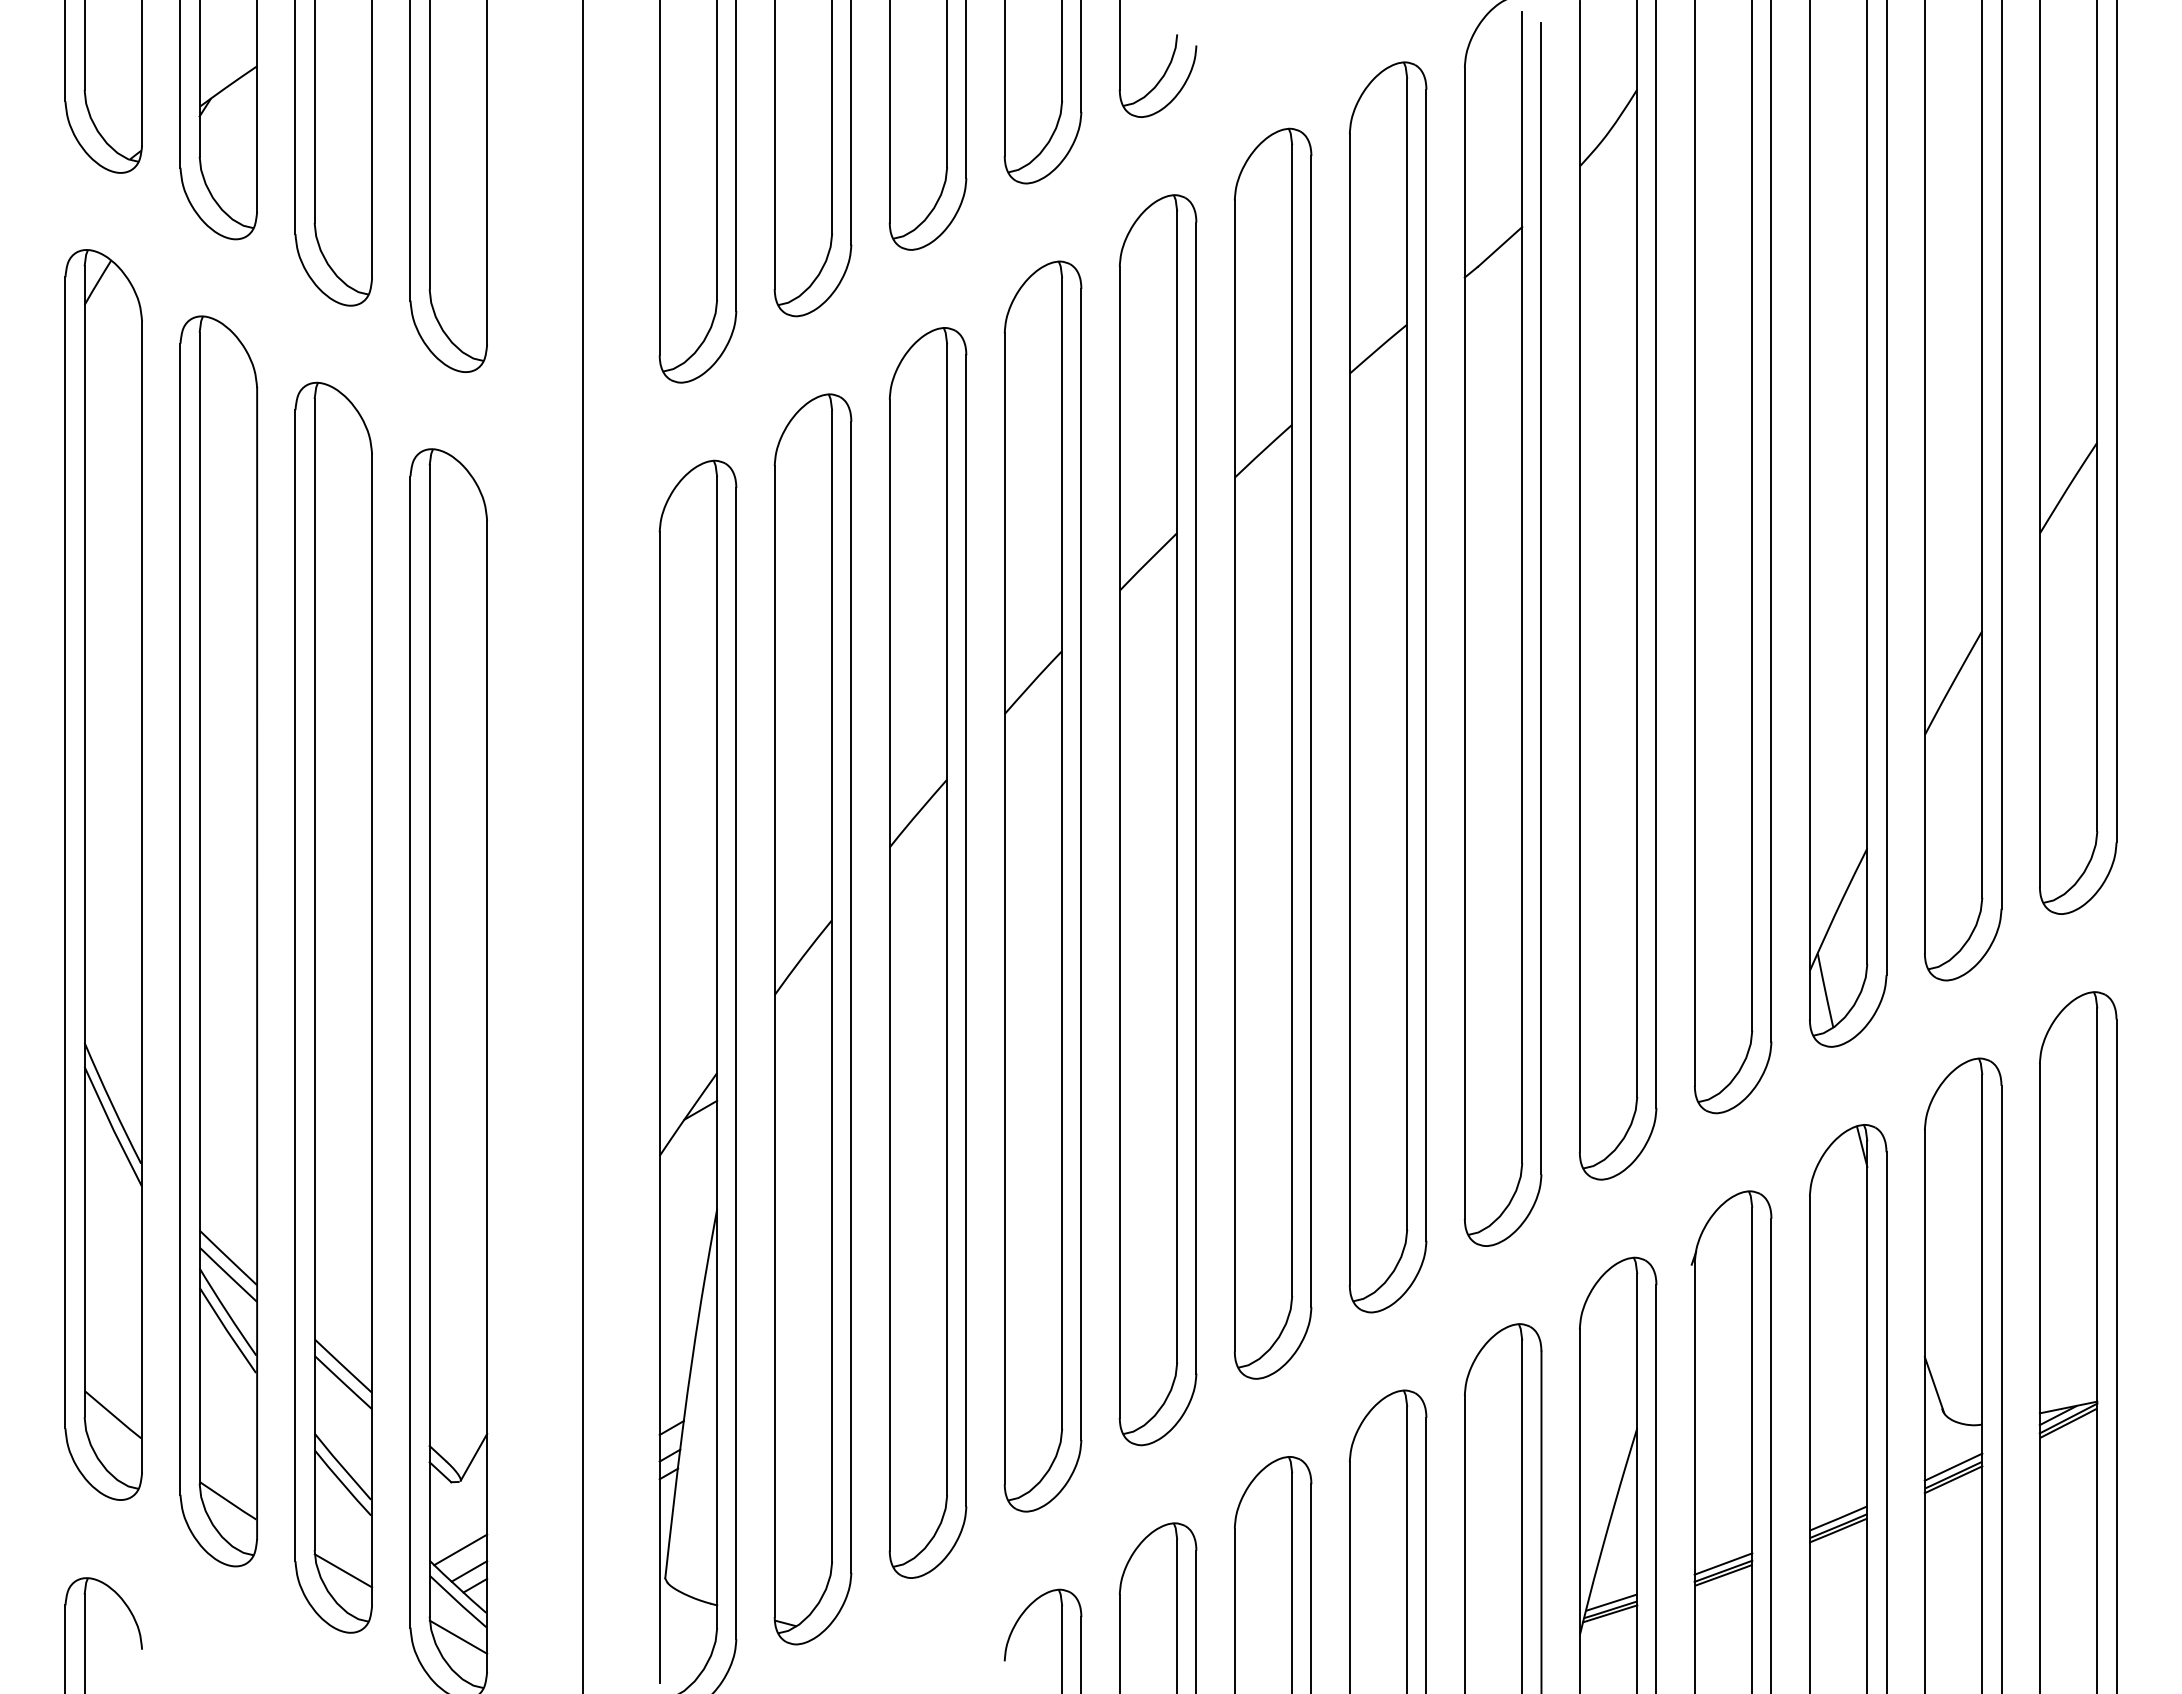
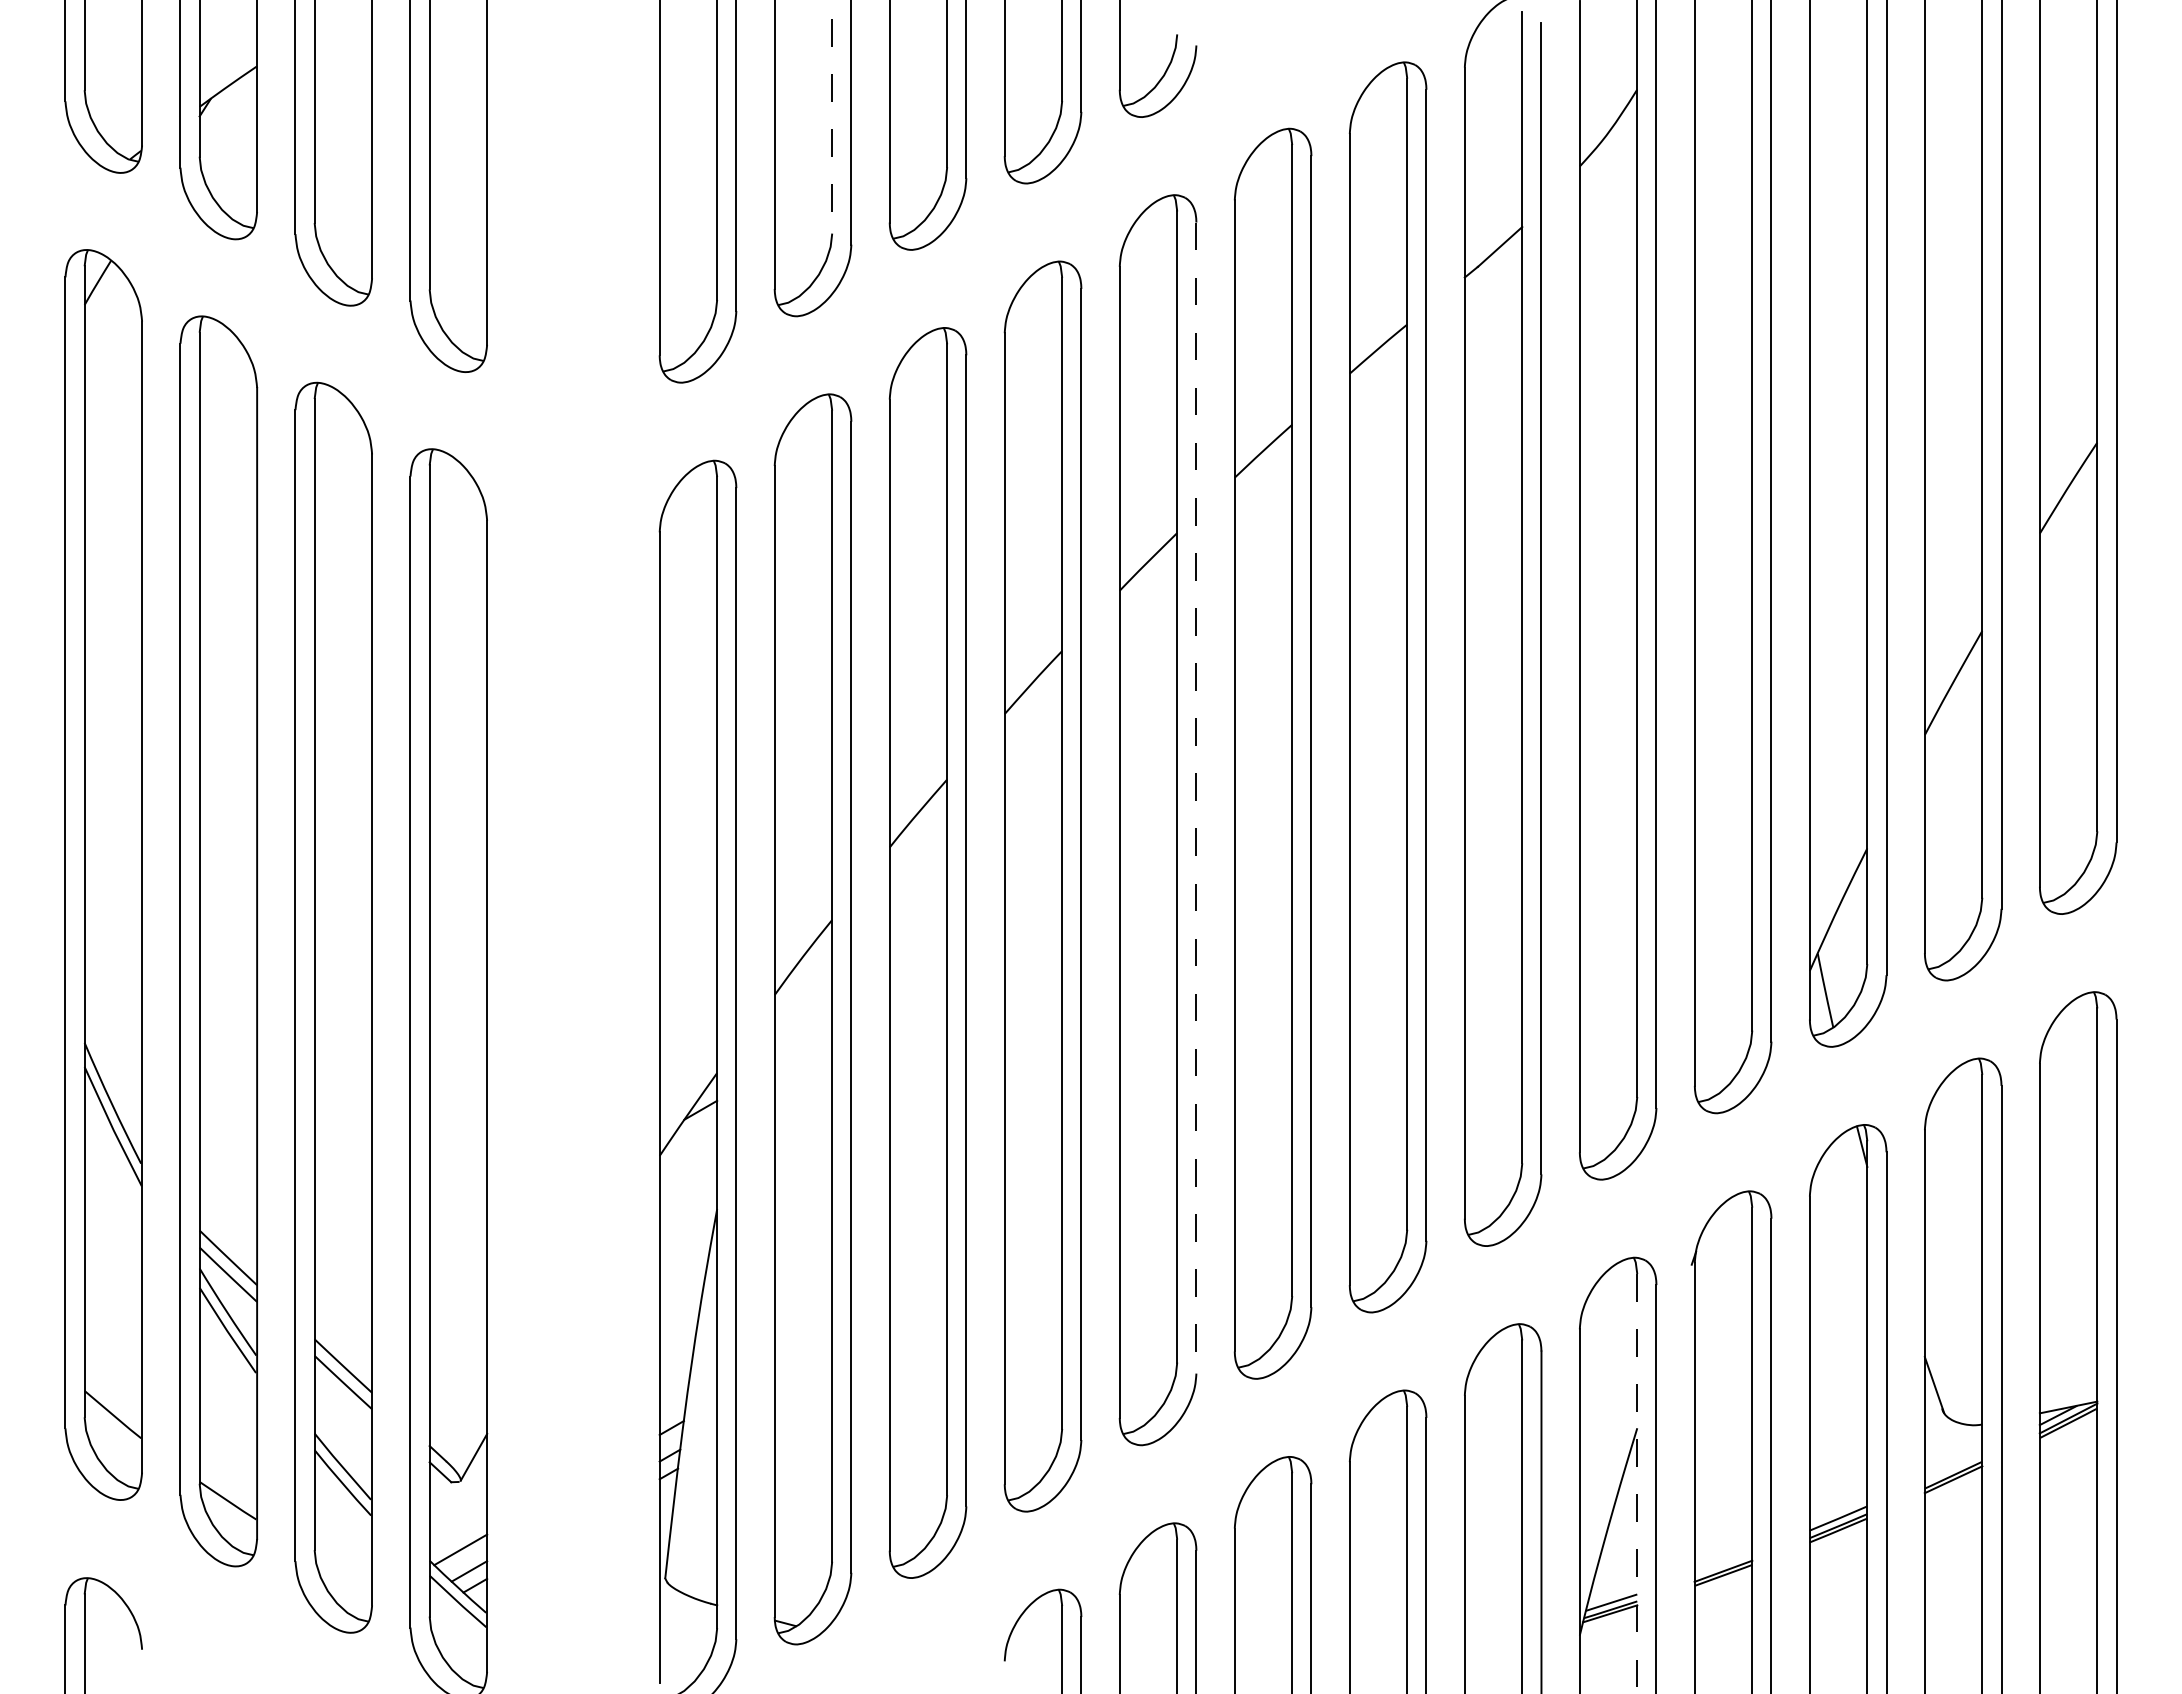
line: solid -> dashed (832, 117)
line: solid -> dashed (1196, 798)
line: present -> none (583, 846)
line: present -> none (1953, 1466)
line: solid -> dashed (1637, 1483)
line: present -> none (1723, 1563)
line: present -> none (343, 1570)
line: present -> none (458, 1636)
